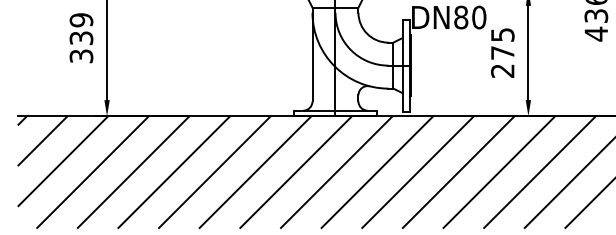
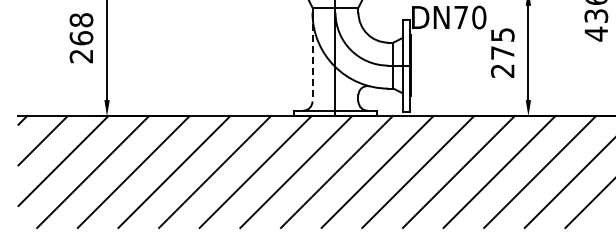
text: DN80 -> DN70 (461, 17)
text: 339 -> 268 (81, 38)
line: solid -> dashed (312, 57)
